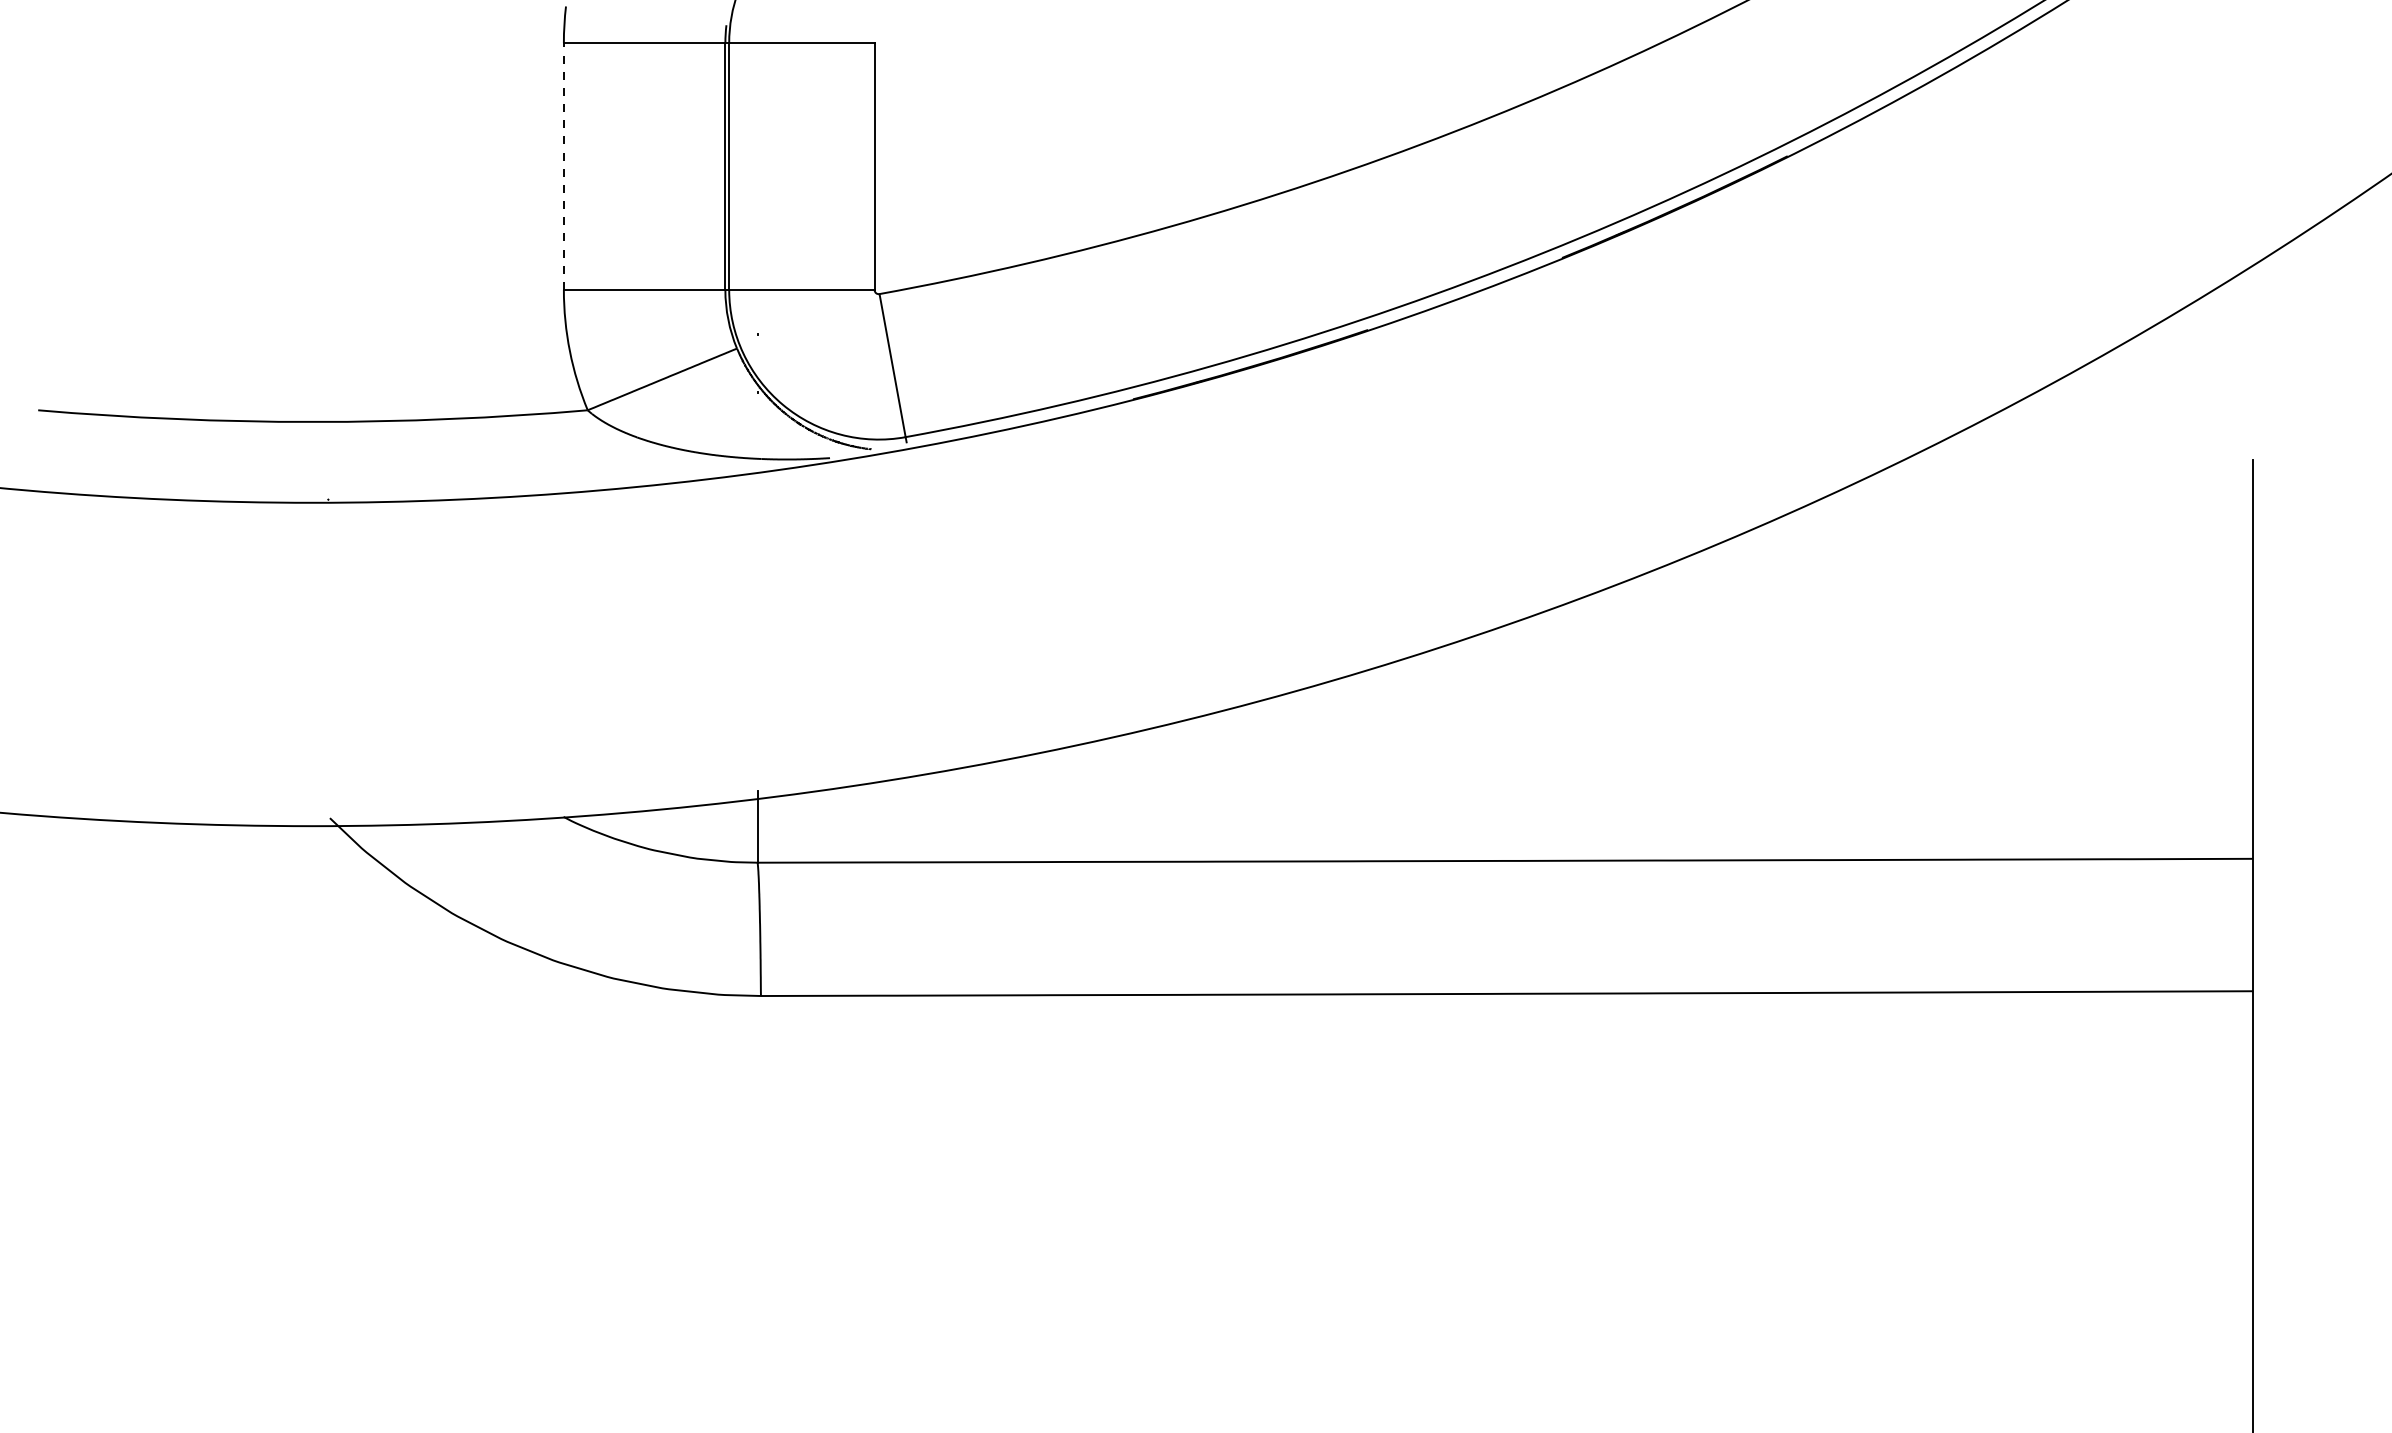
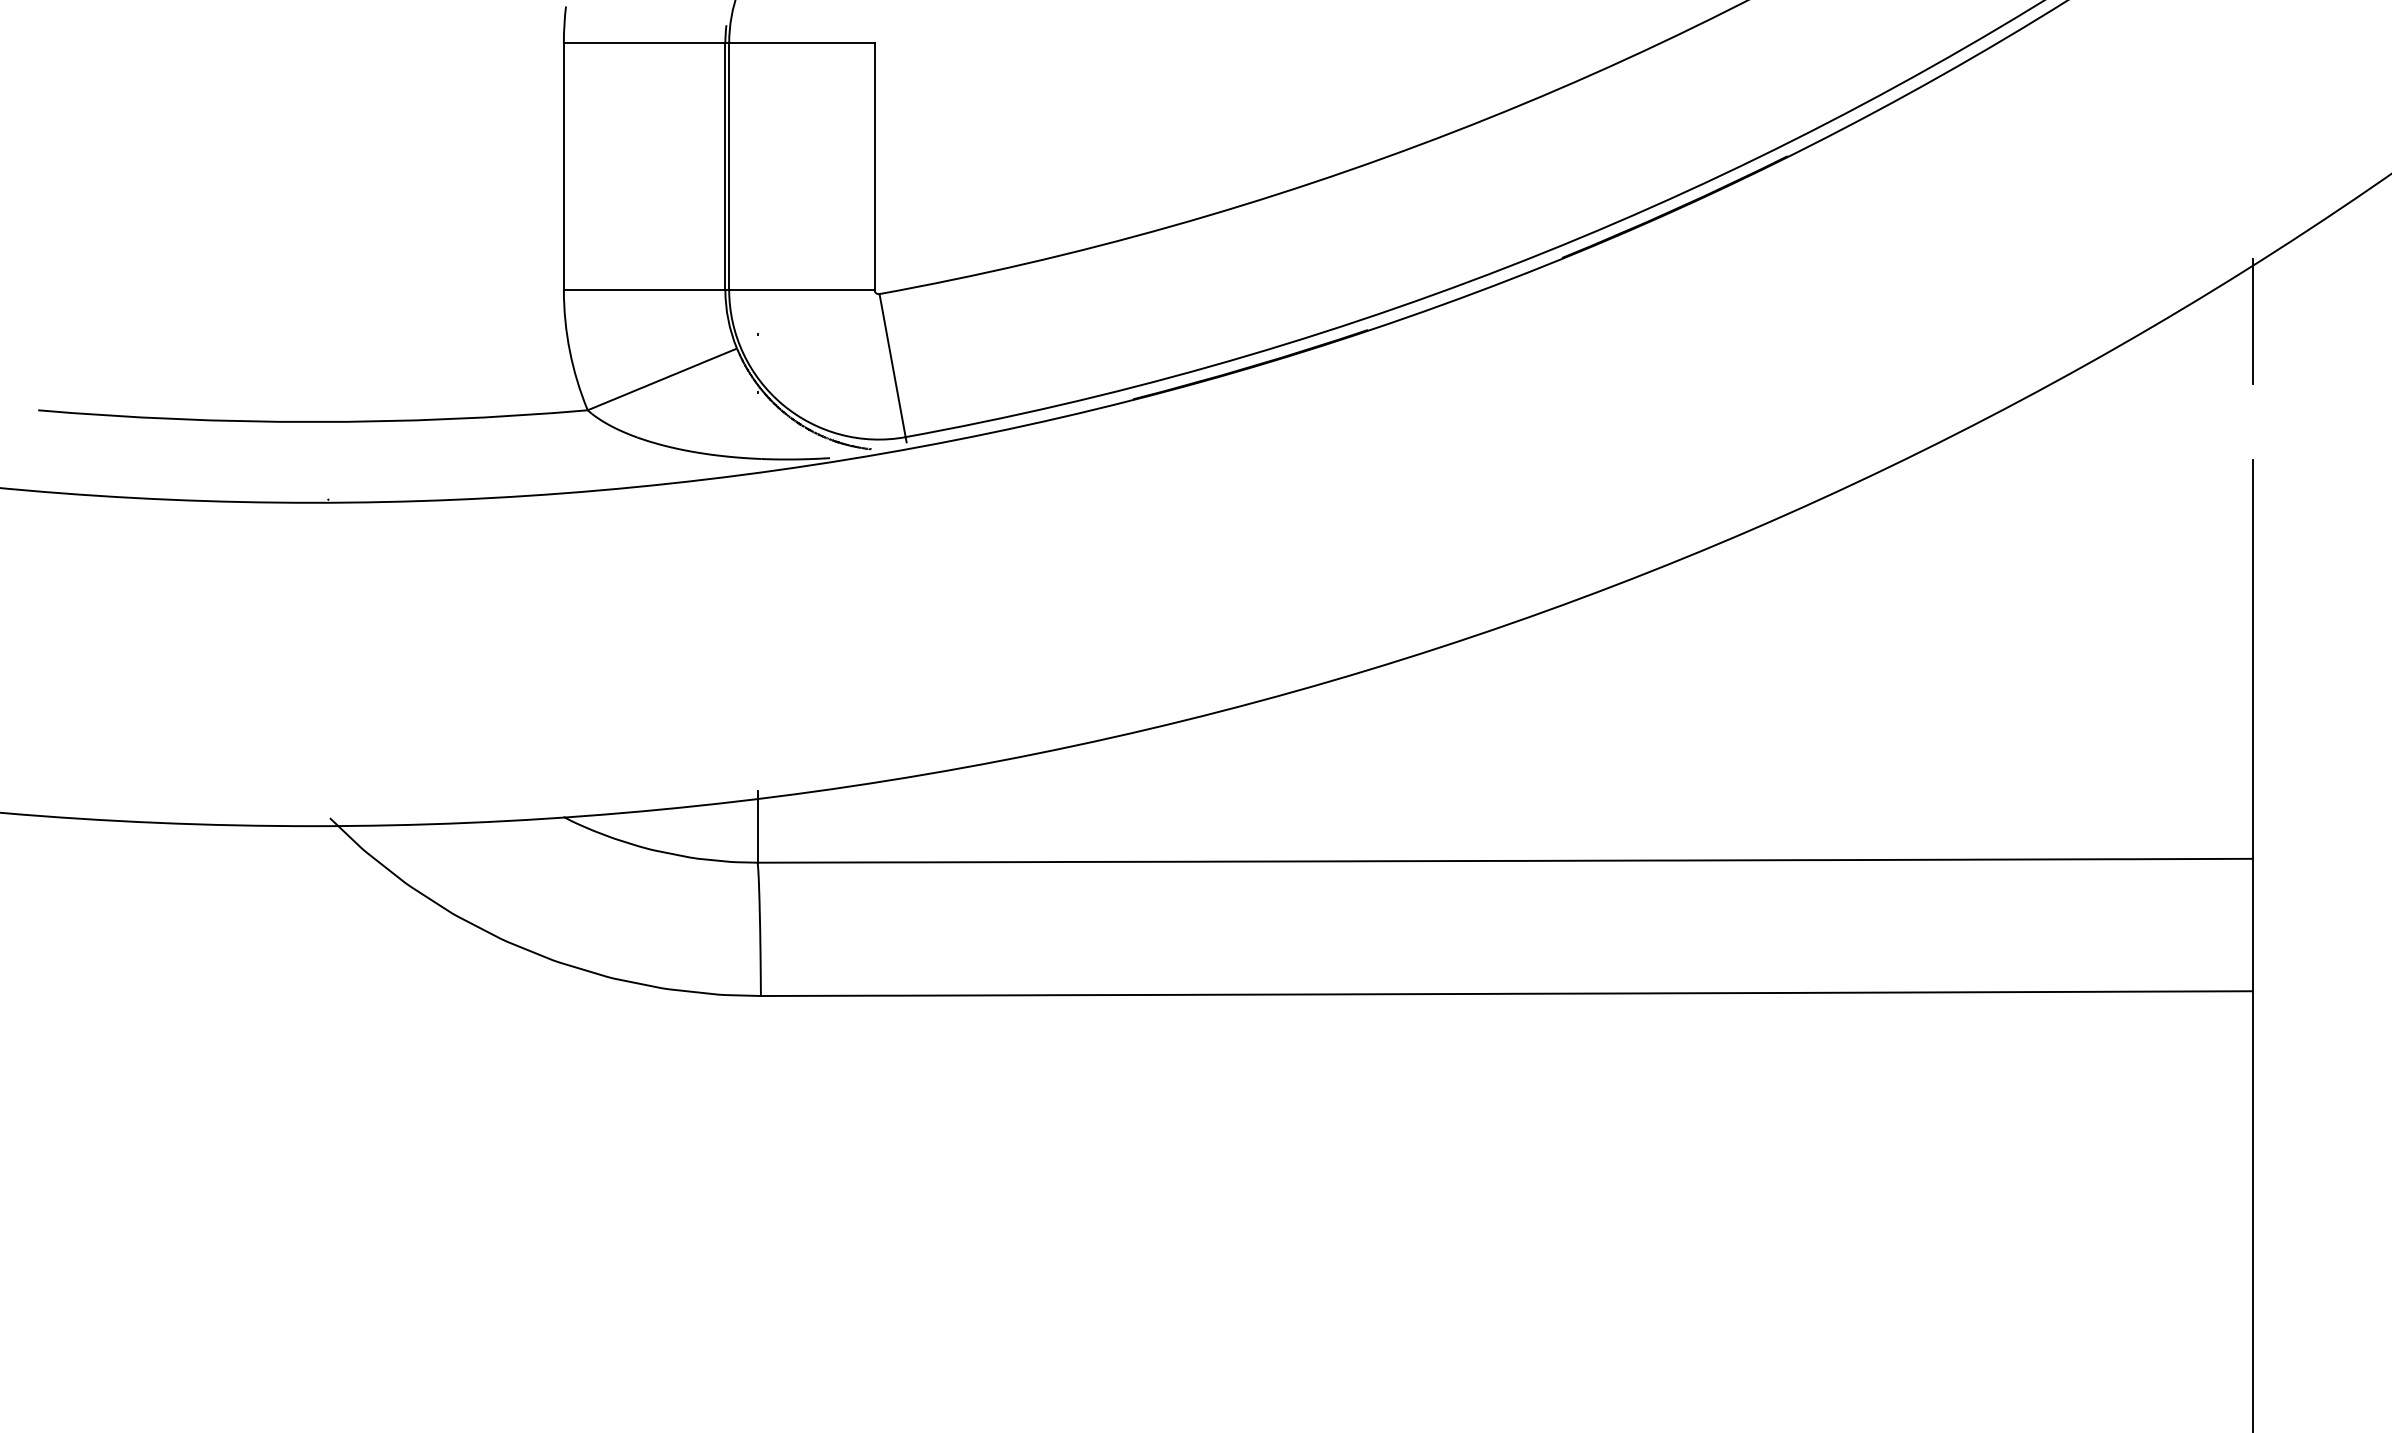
line: dashed -> solid (563, 166)
line: none -> present (2253, 320)
